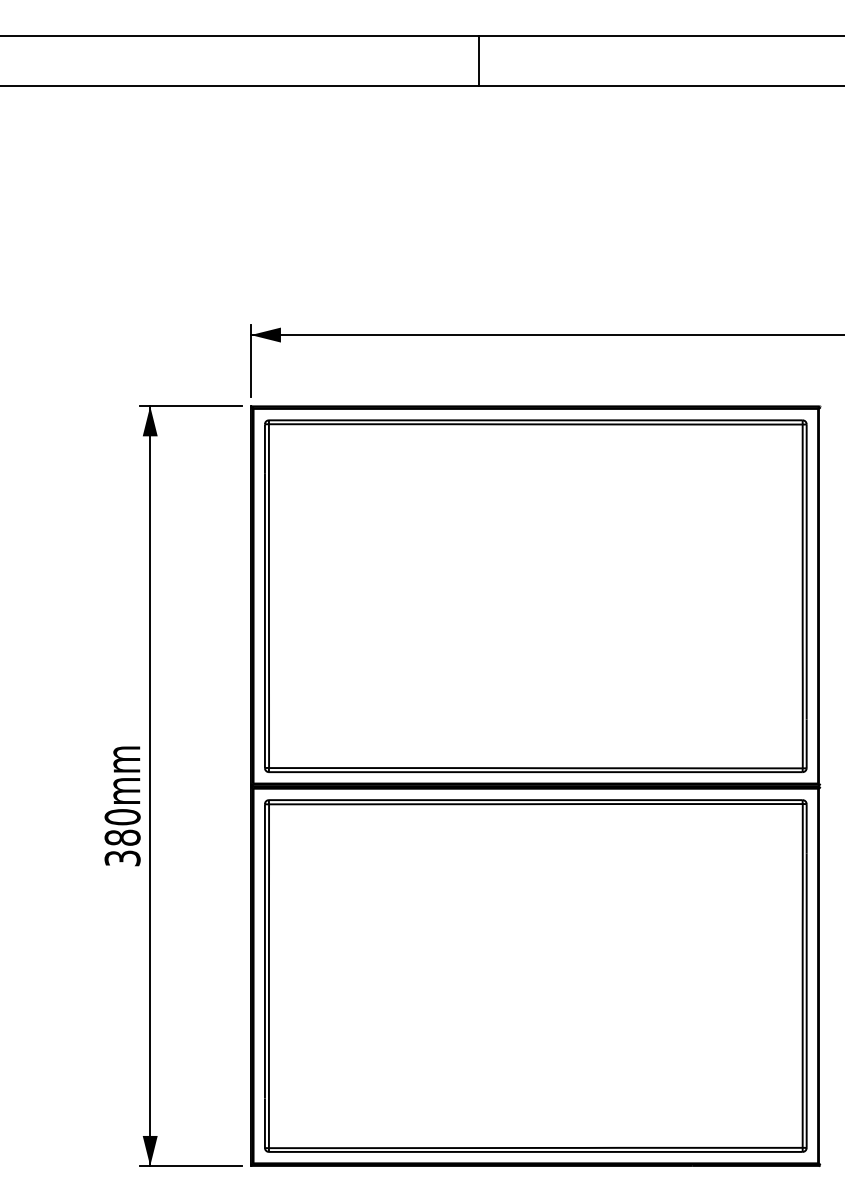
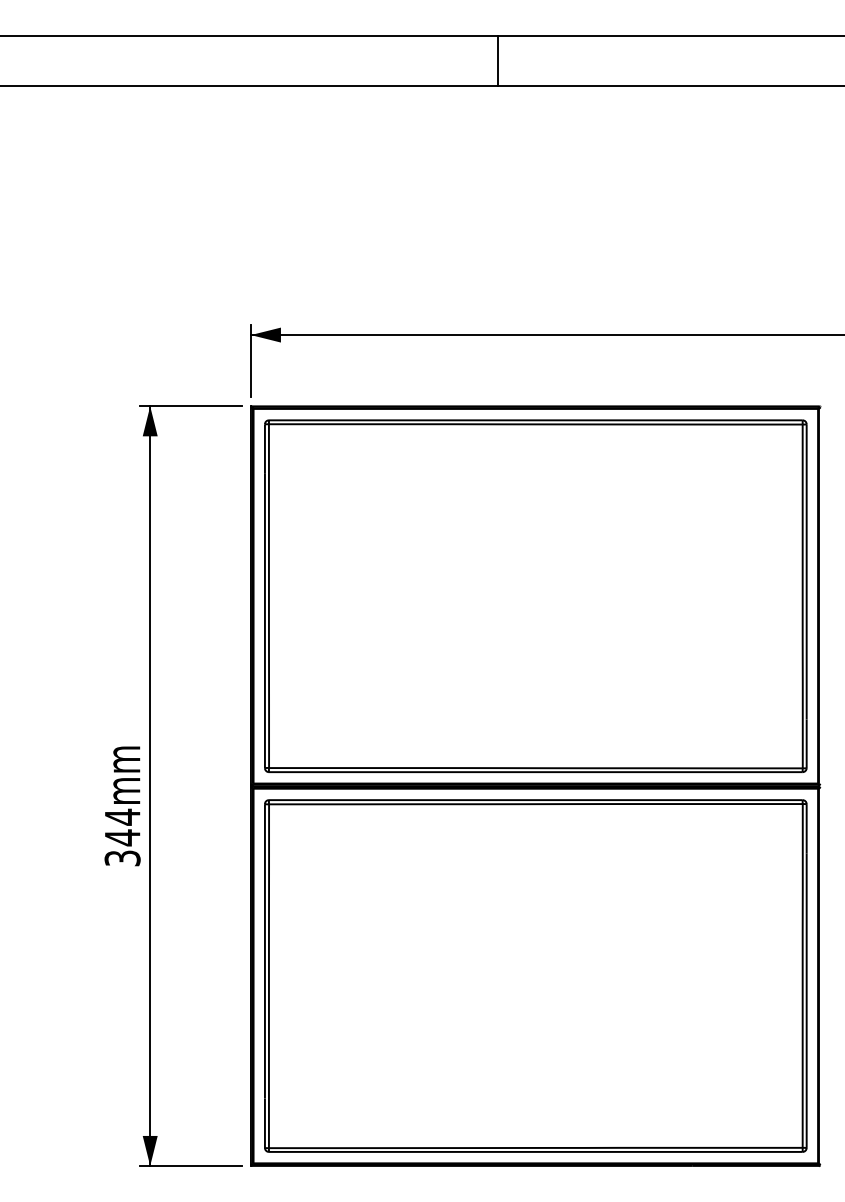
line position: (479, 61) -> (498, 61) (498, 61)
text: 380mm -> 344mm (122, 827)
